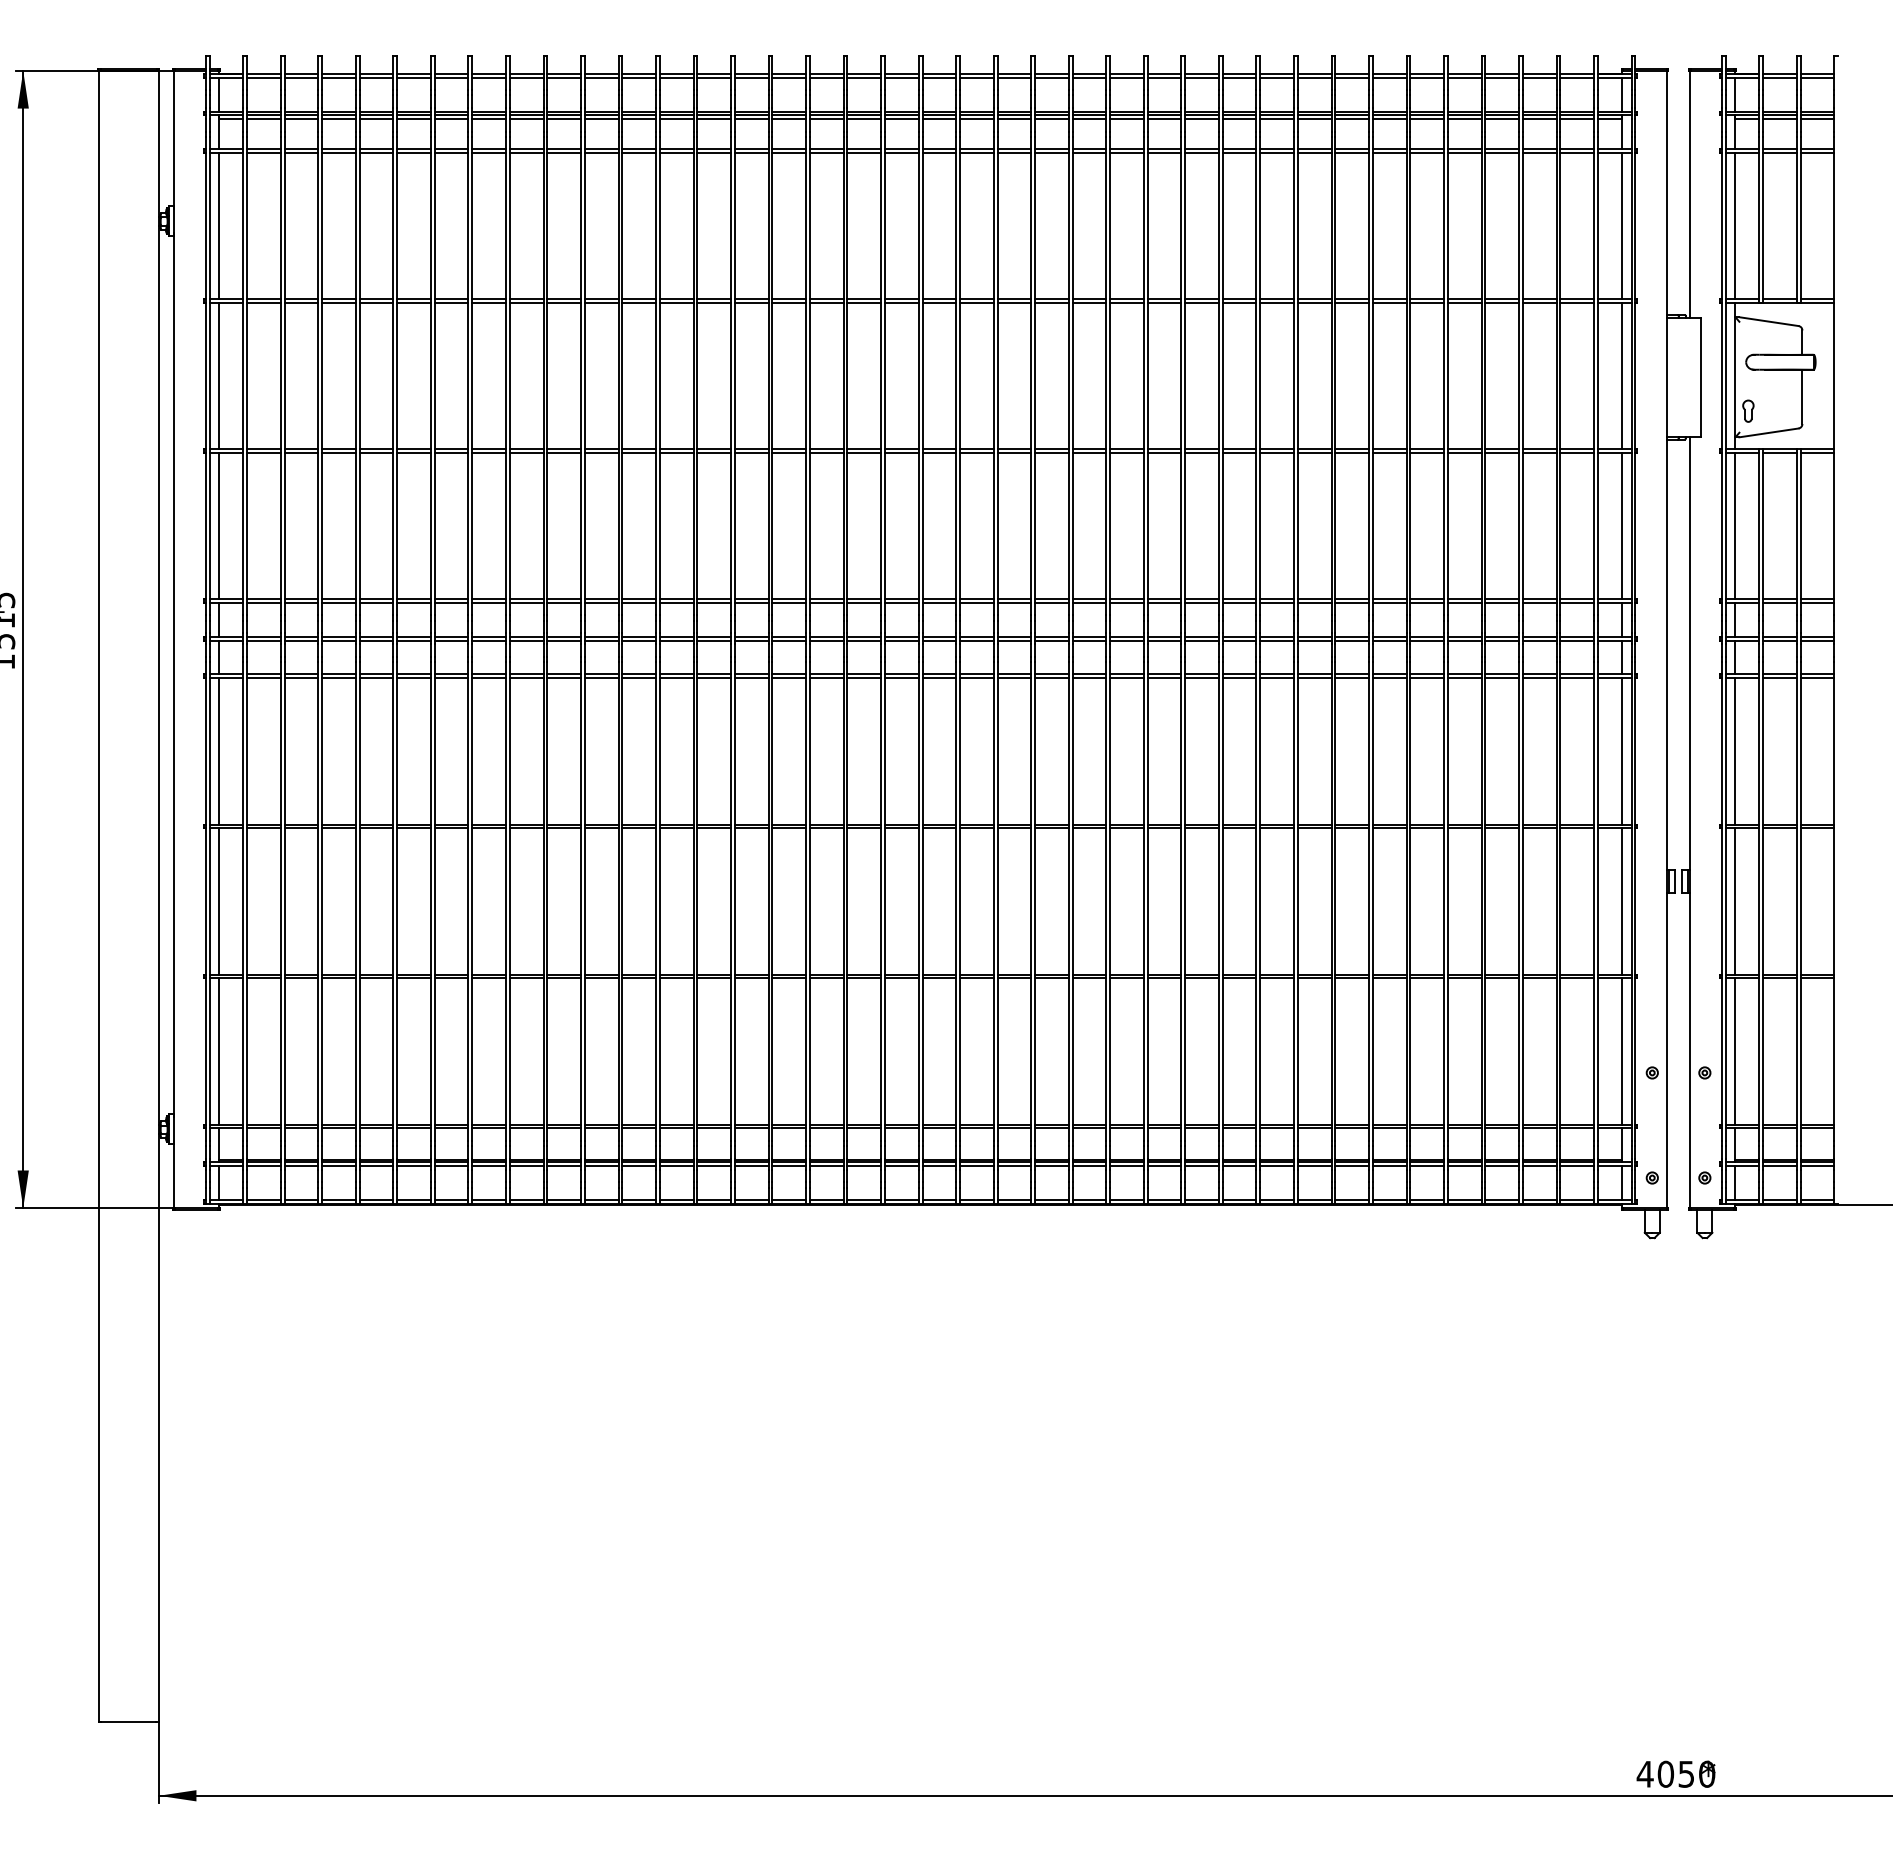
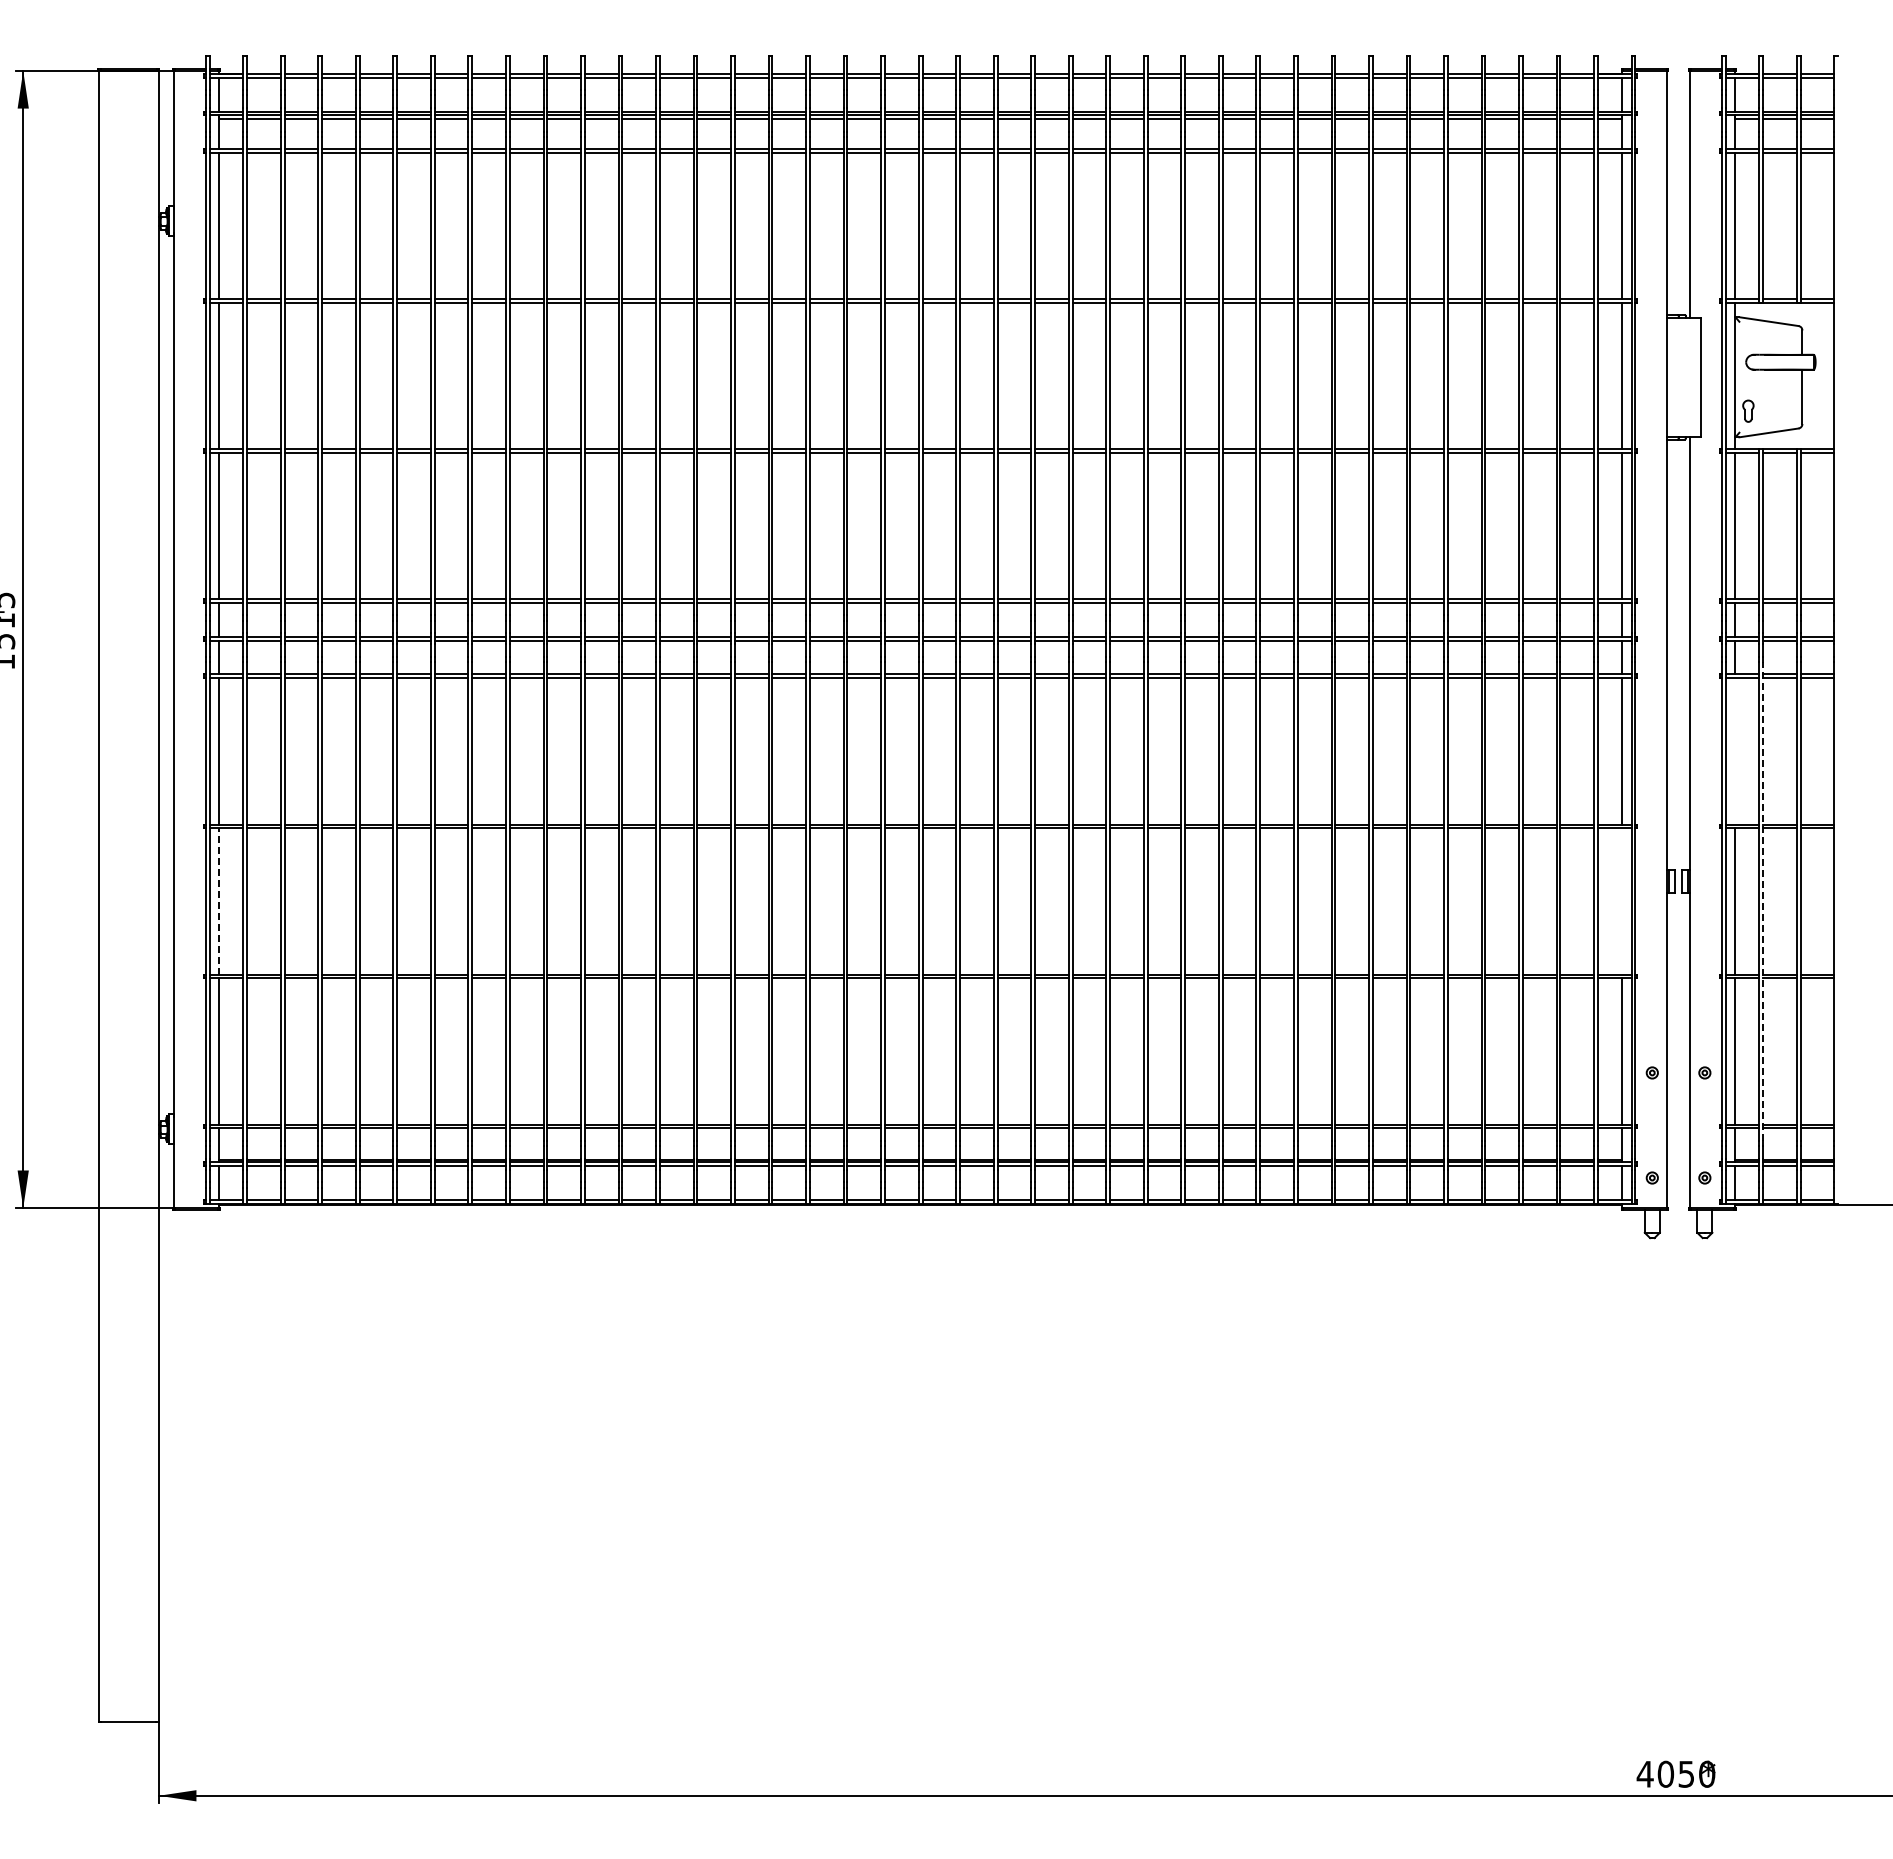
line: present -> none (1734, 751)
line: solid -> dashed (218, 900)
line: solid -> dashed (1763, 900)
line: present -> none (1622, 901)
